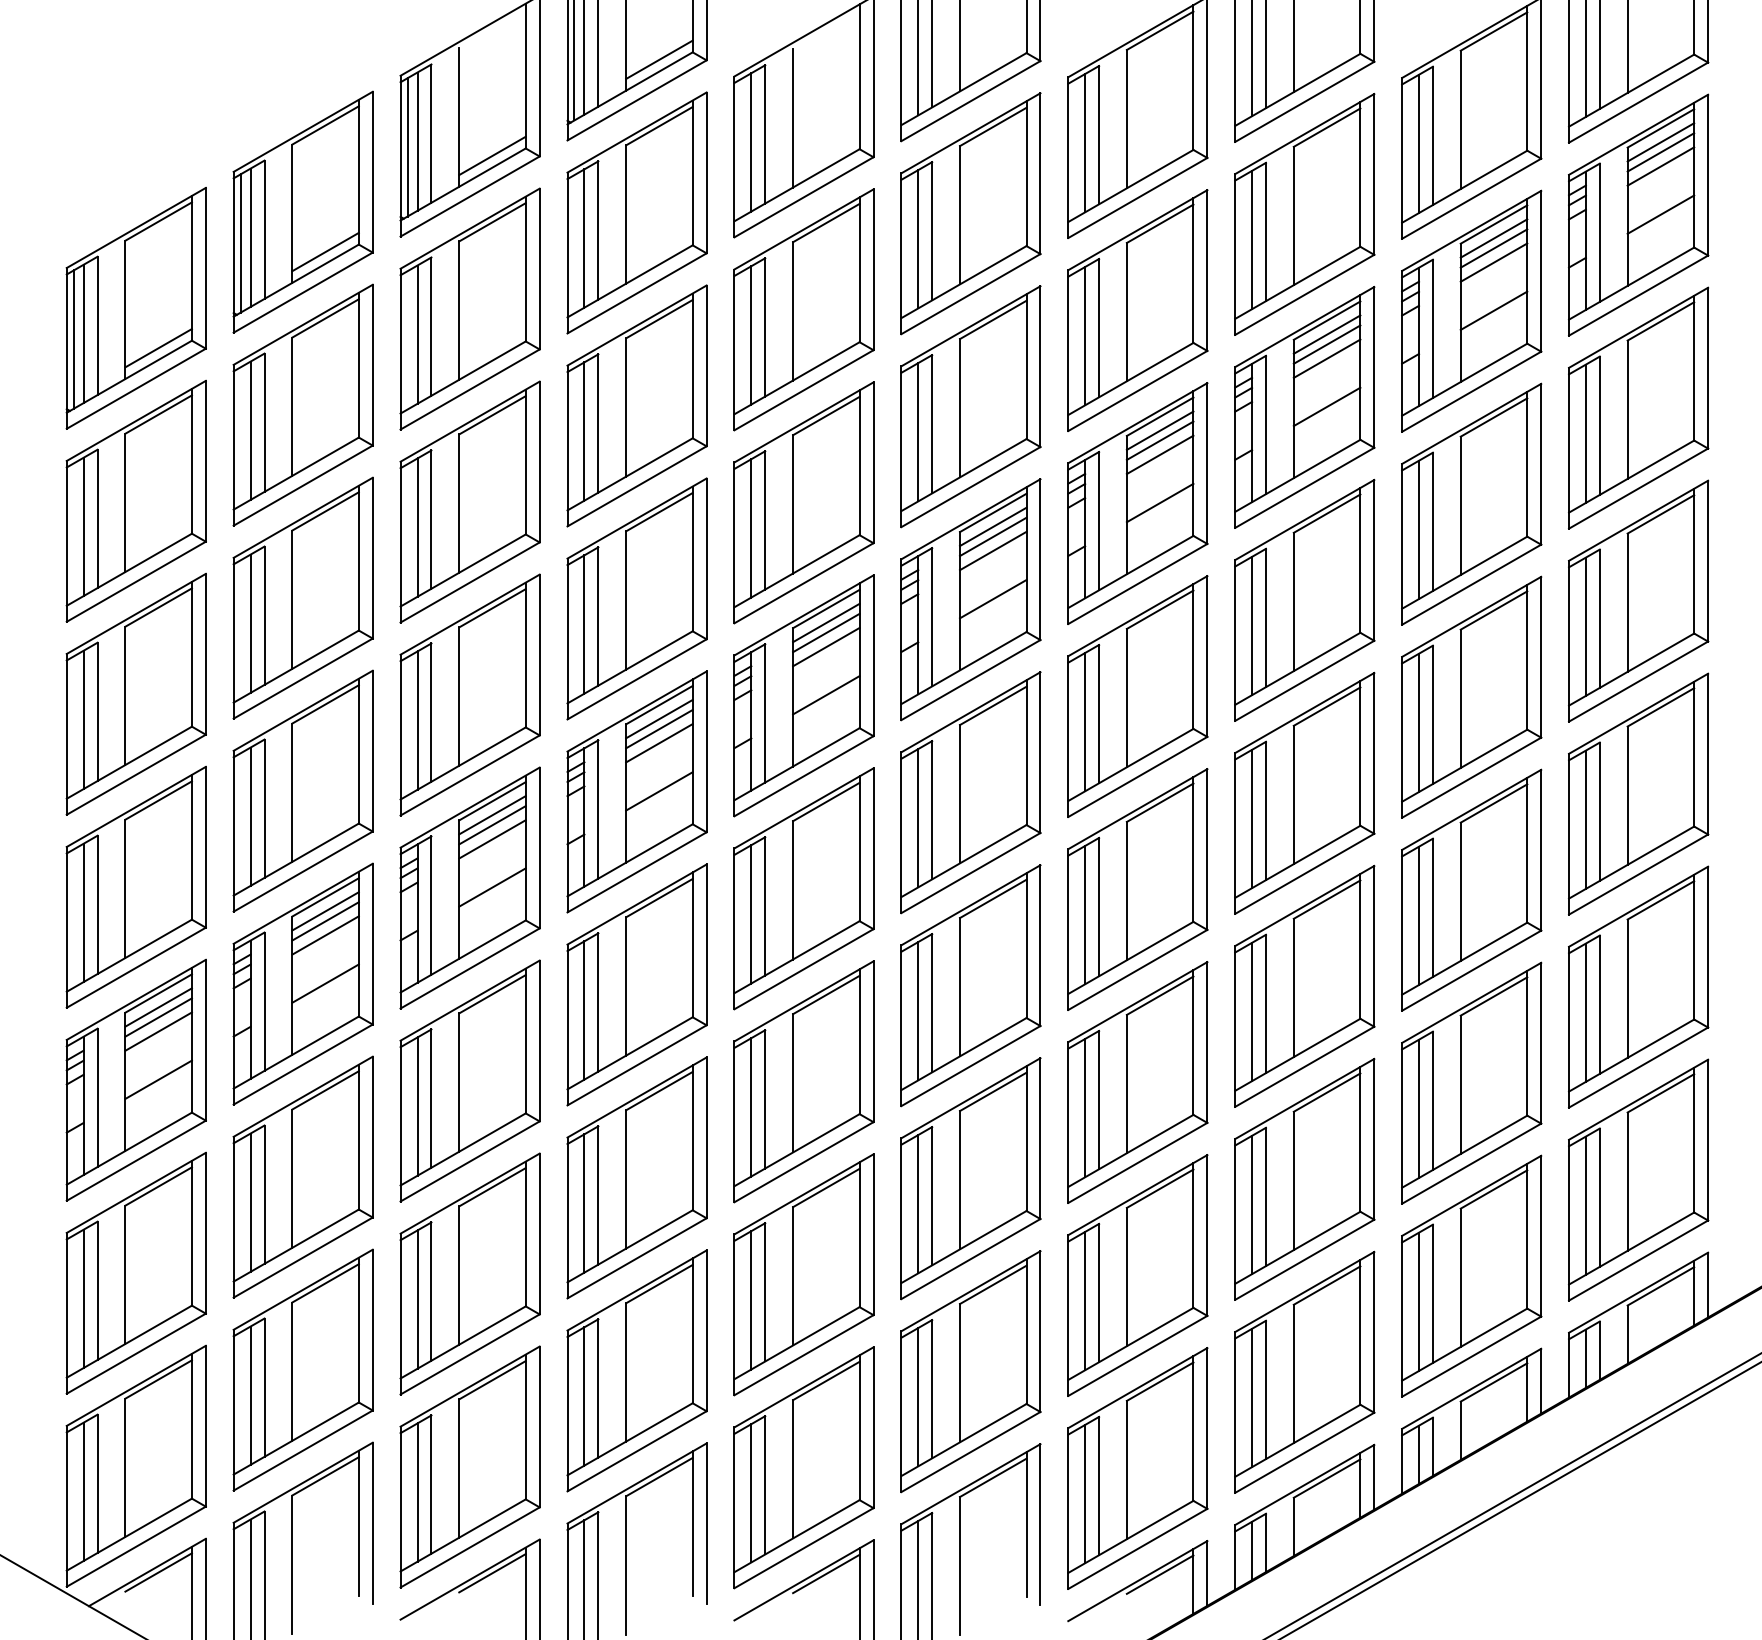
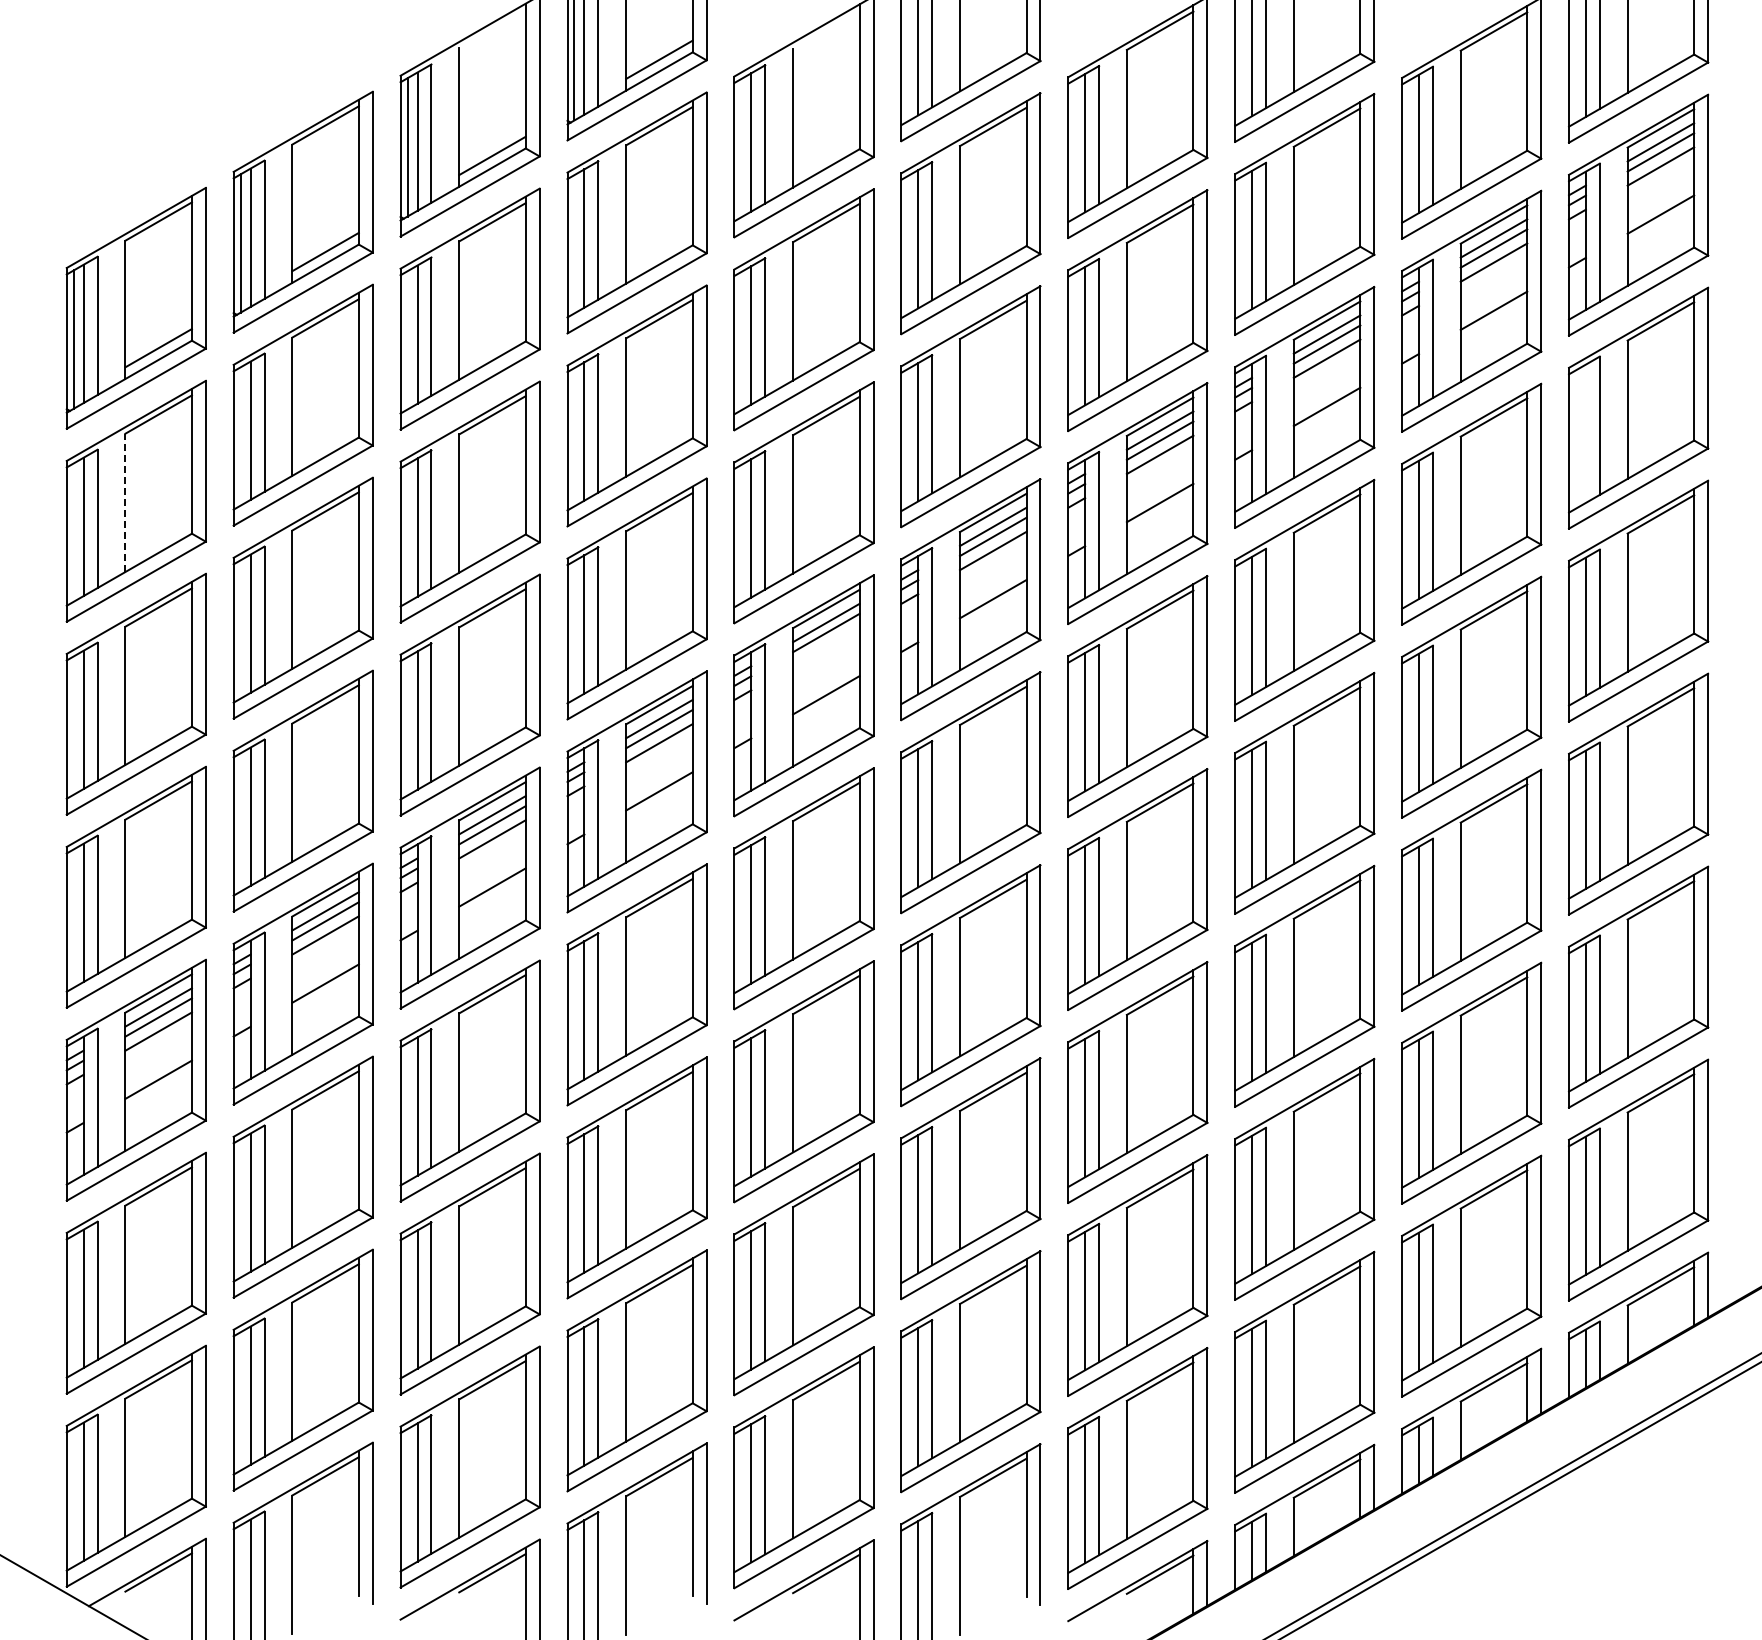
line: present -> none (1585, 433)
line: solid -> dashed (125, 502)
line: present -> none (826, 646)
